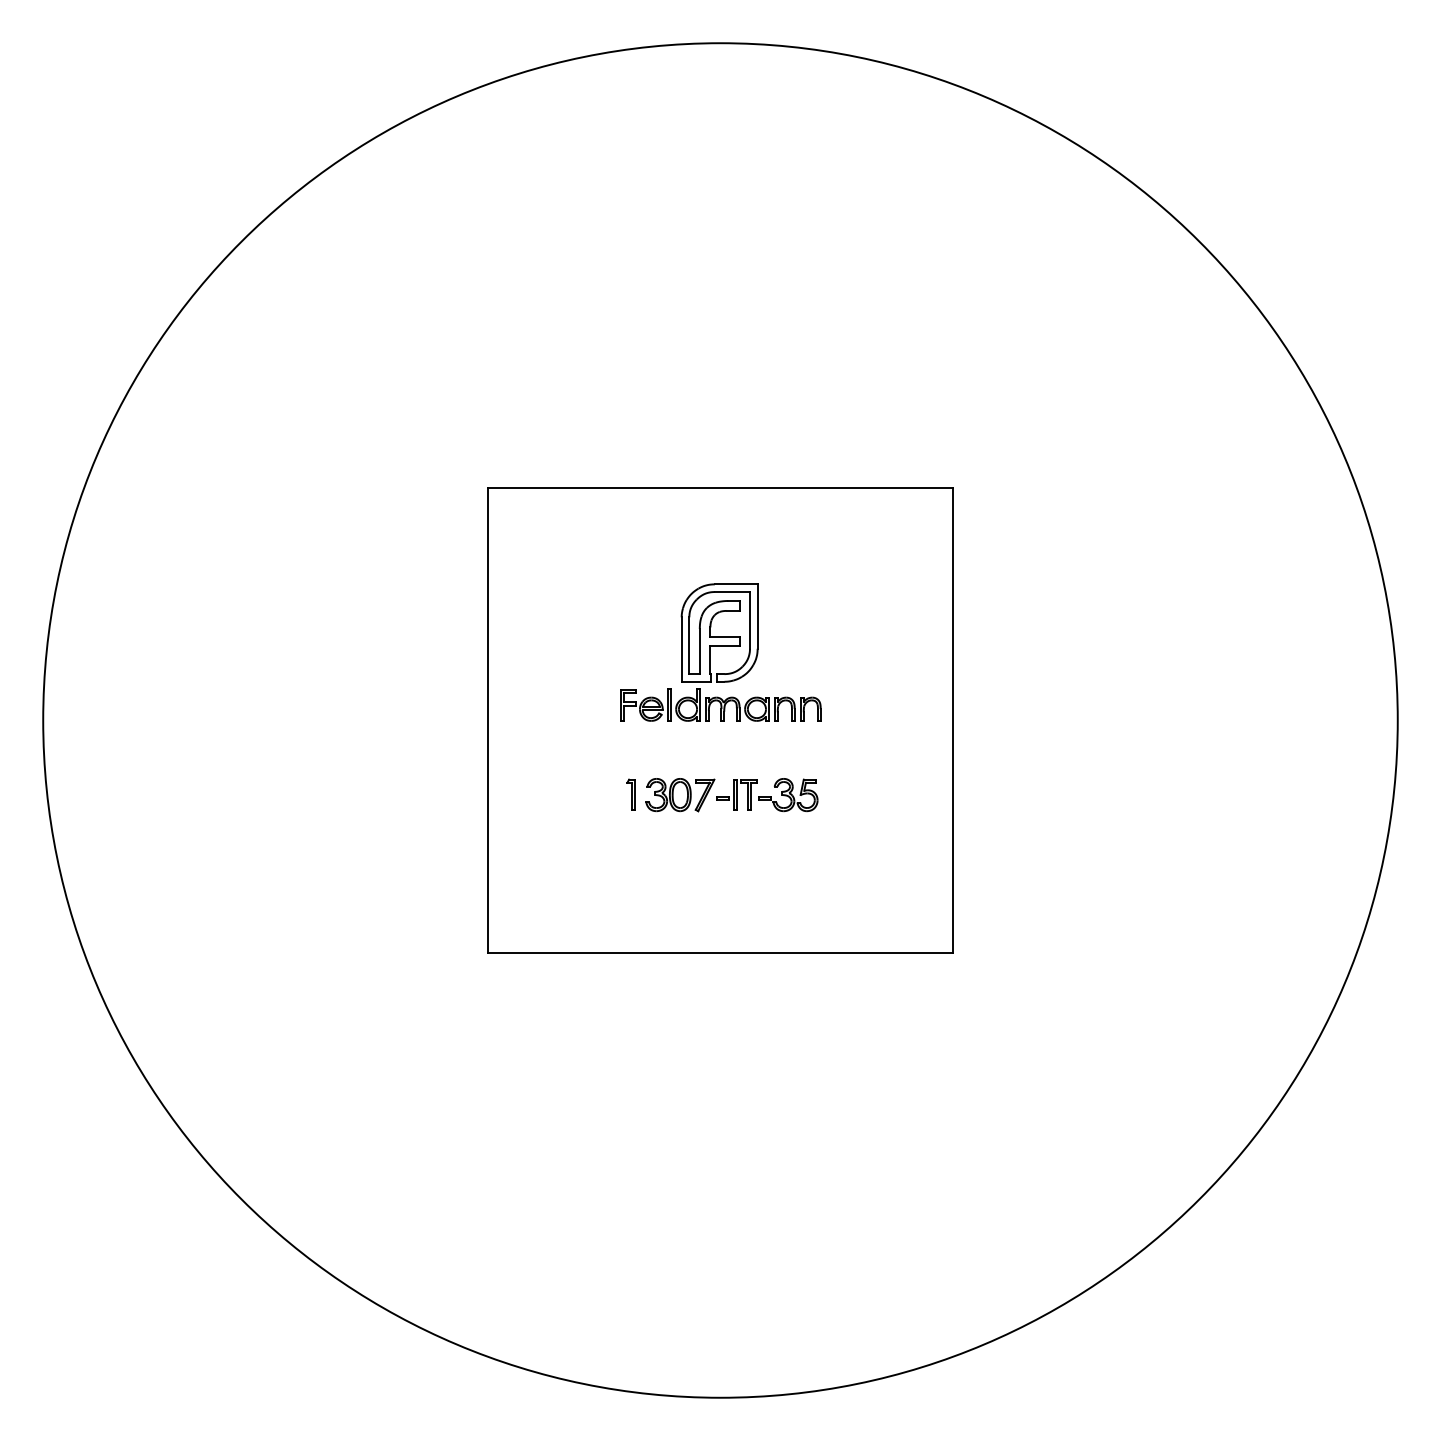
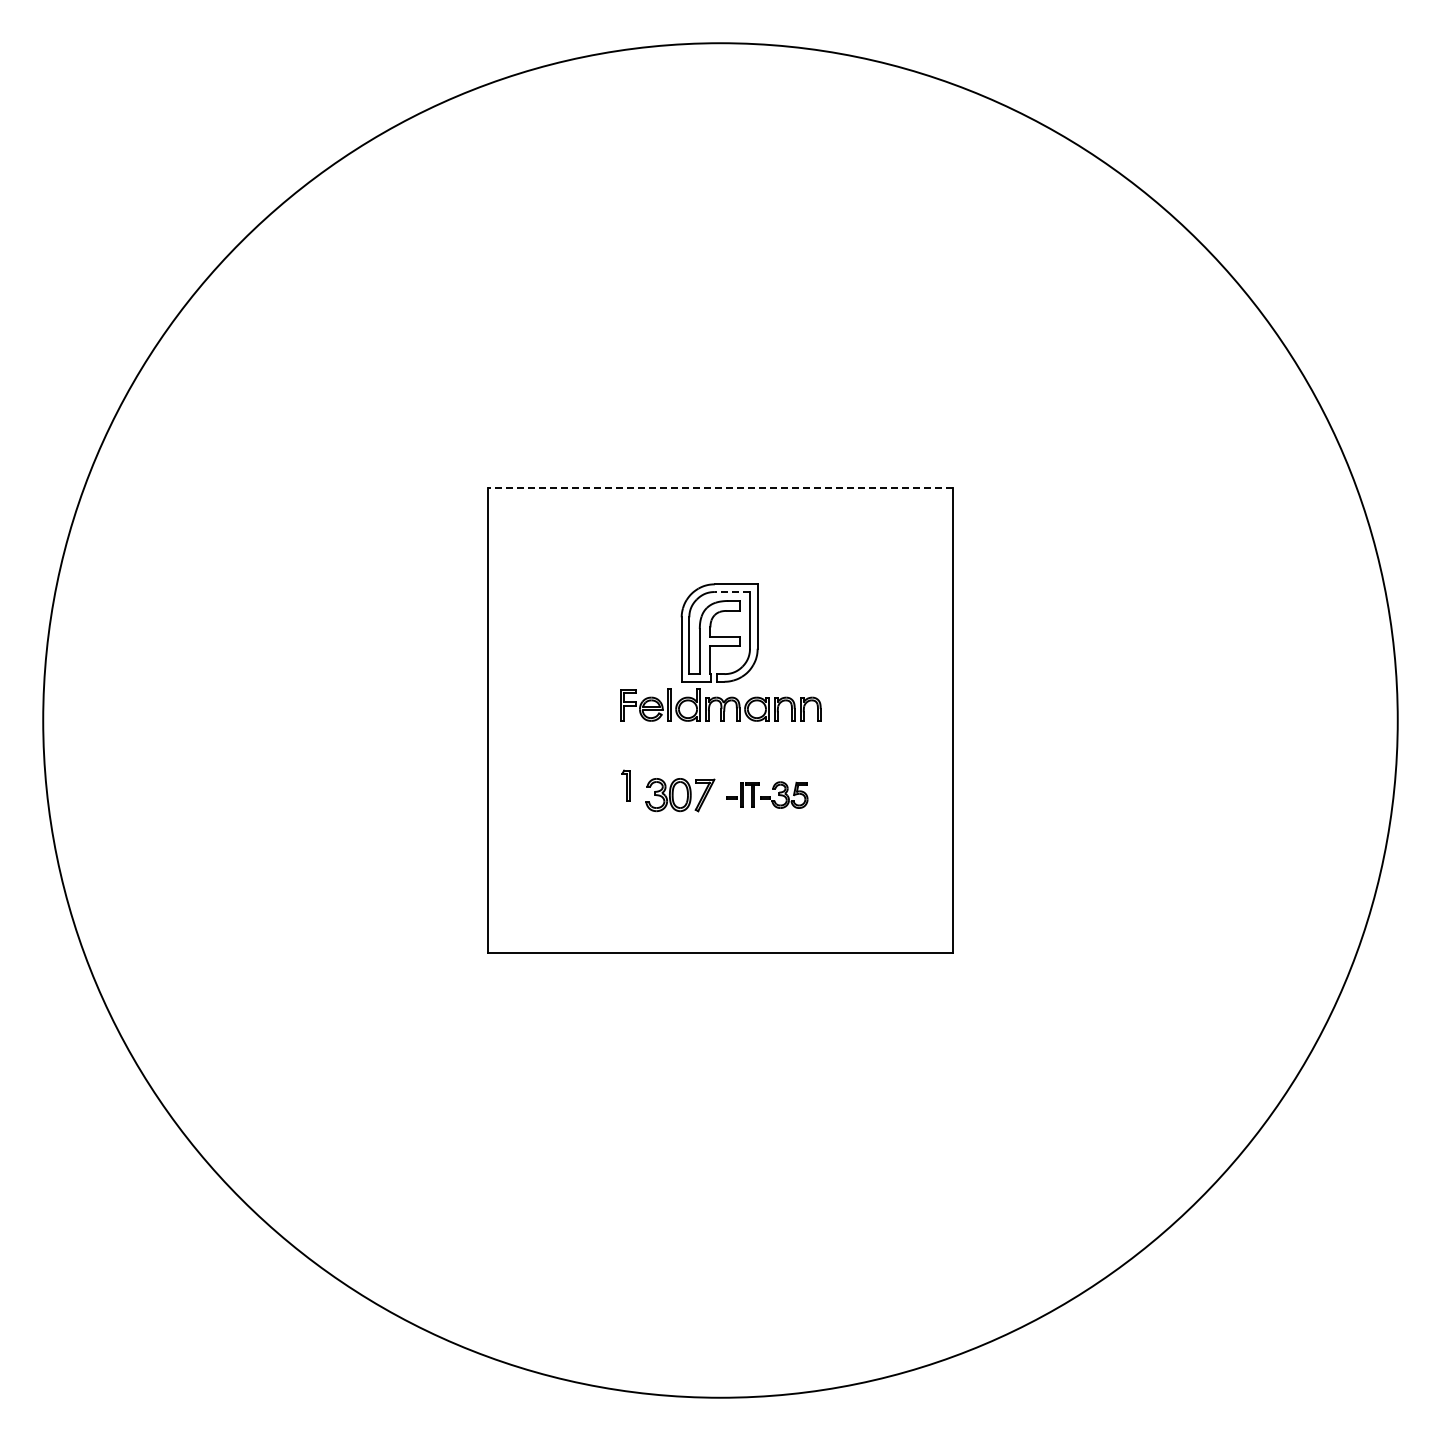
line: solid -> dashed (719, 488)
line: solid -> dashed (732, 592)
part position: (630, 794) -> (625, 785) (625, 785)
part size: 103x35 px -> 83x28 px (767, 794)
